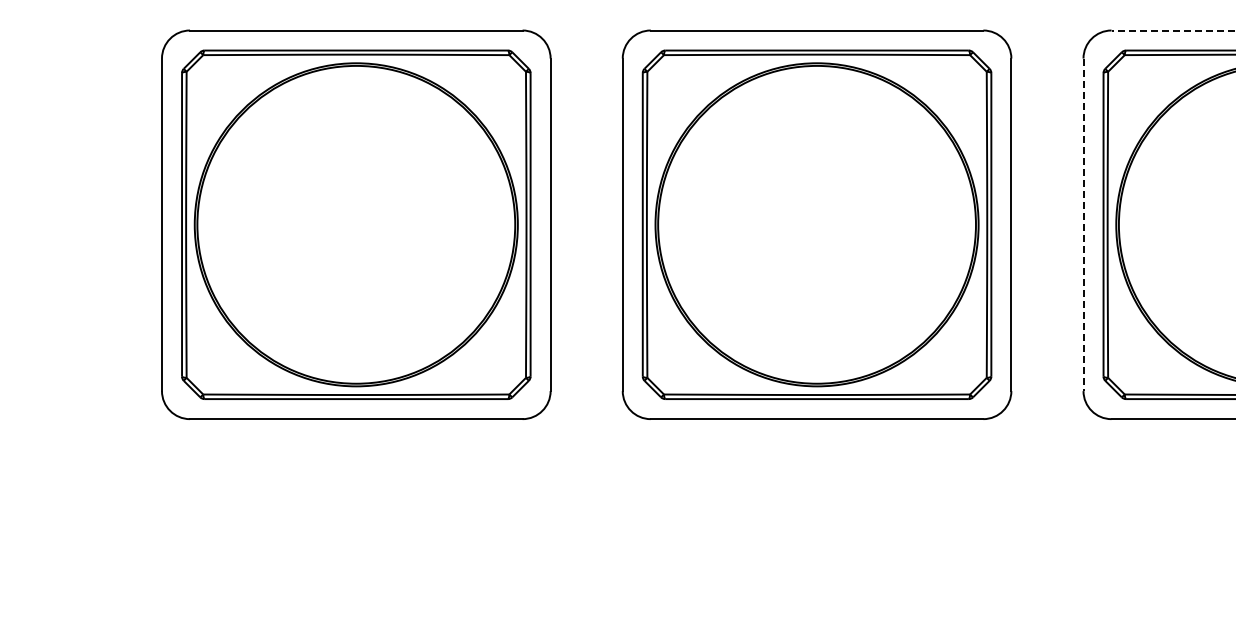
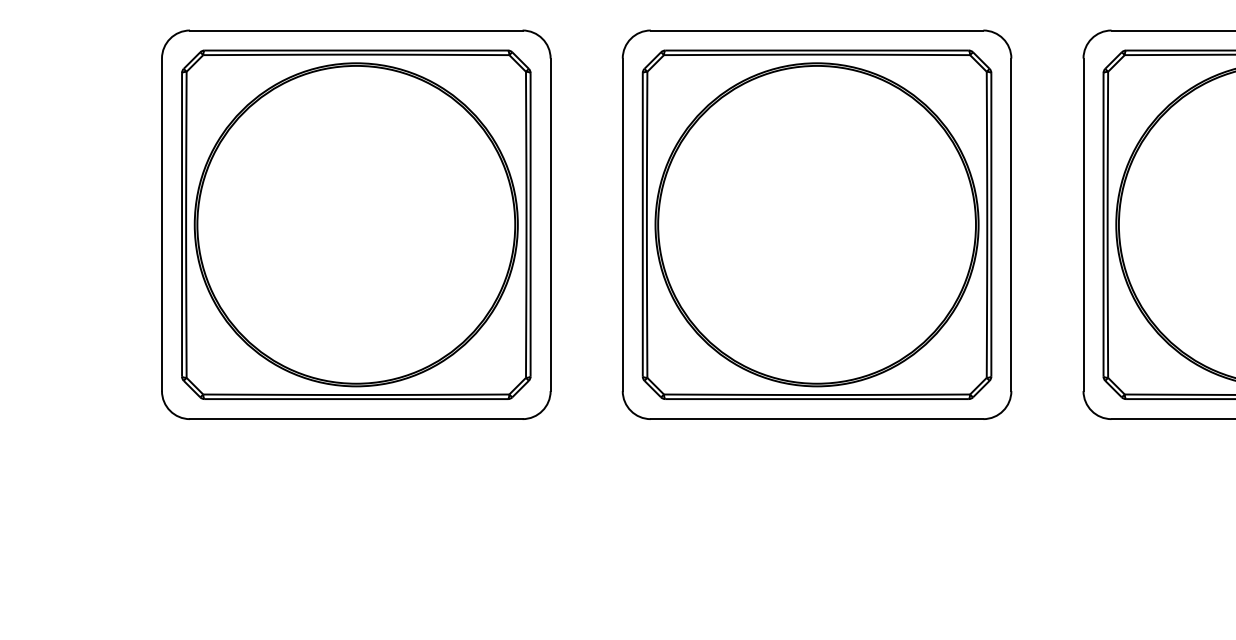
line: dashed -> solid (1173, 30)
line: dashed -> solid (1083, 225)
